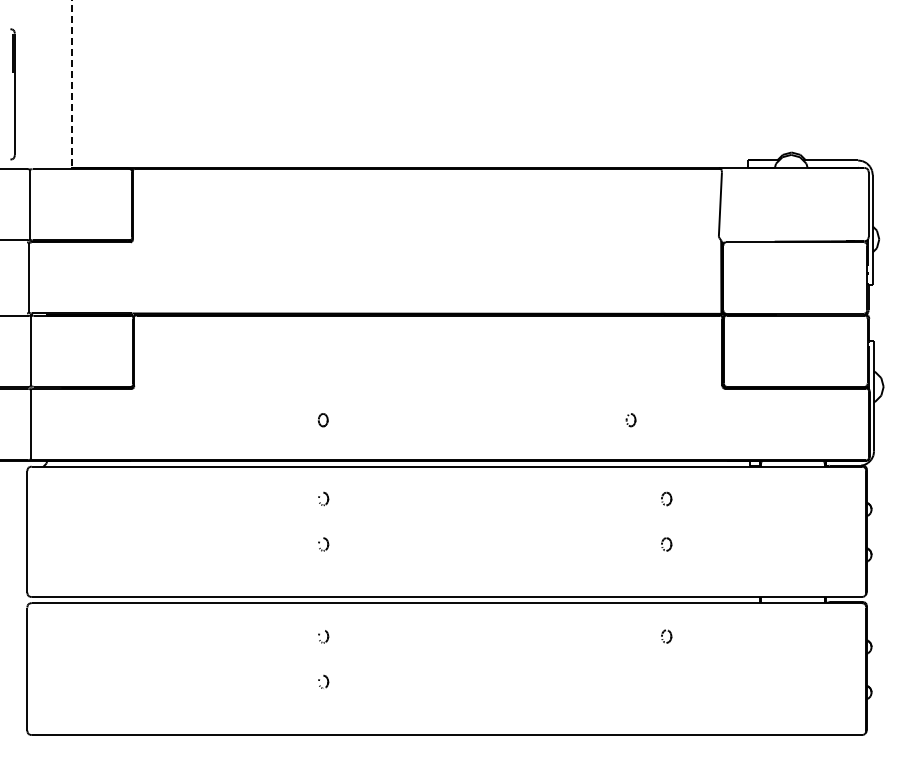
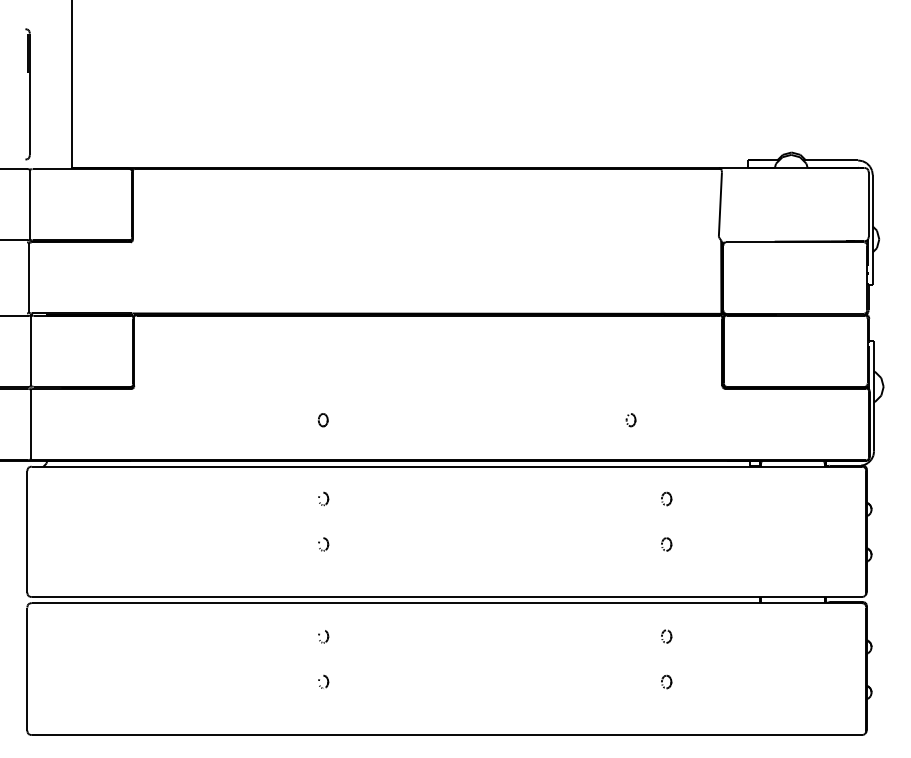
line: dashed -> solid (71, 84)
part position: (12, 94) -> (27, 94) (27, 94)
part: none -> present (666, 681)
